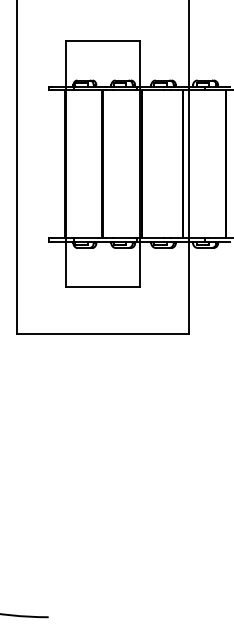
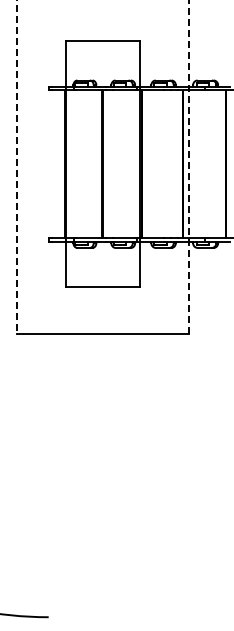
line: solid -> dashed (16, 167)
line: solid -> dashed (189, 167)
